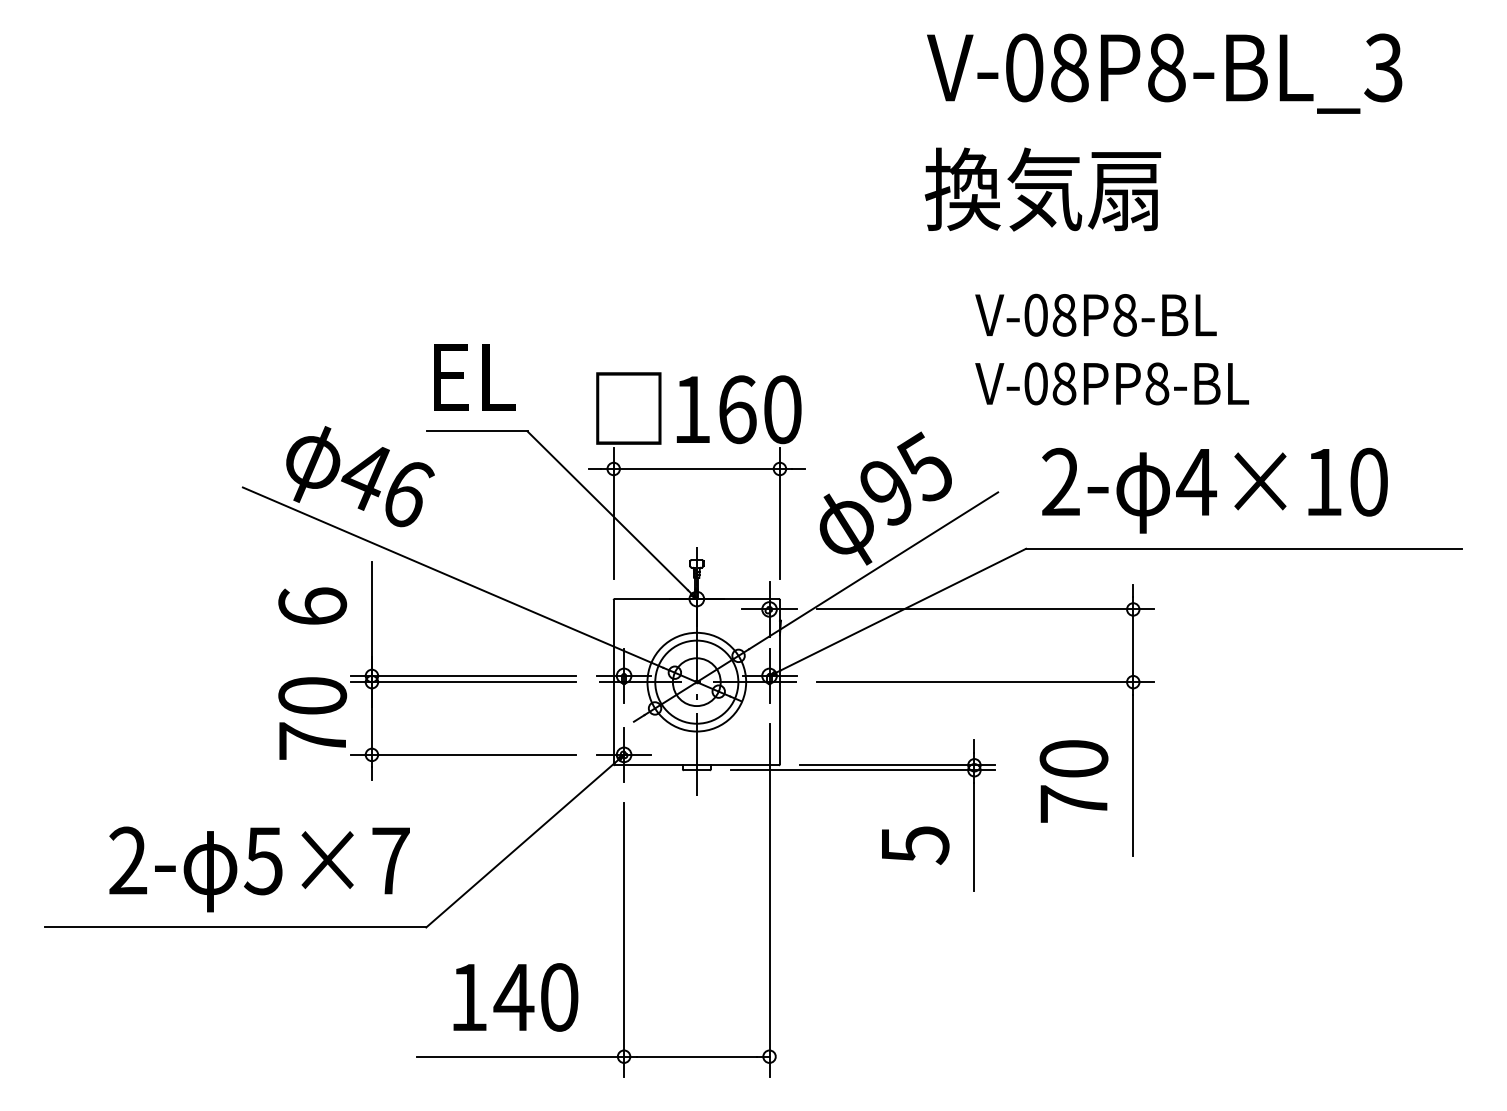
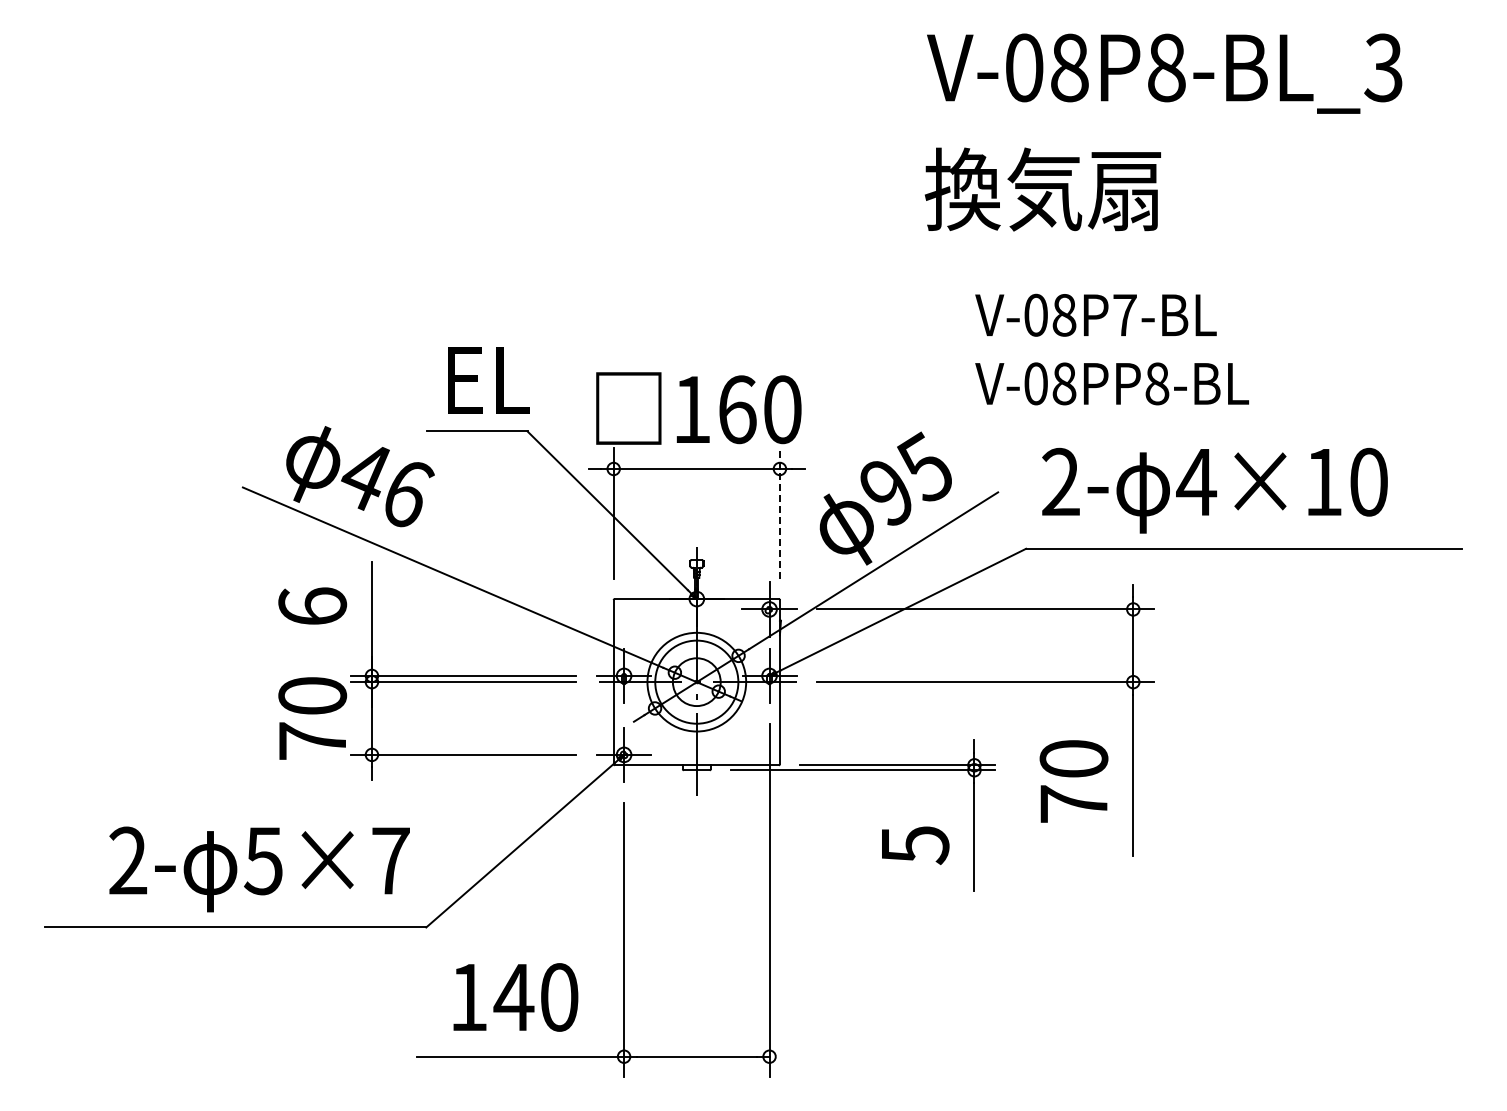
text: V-08P8-BL -> V-08P7-BL (1124, 315)
text position: (474, 377) -> (488, 380) (488, 380)
line: solid -> dashed (779, 513)
